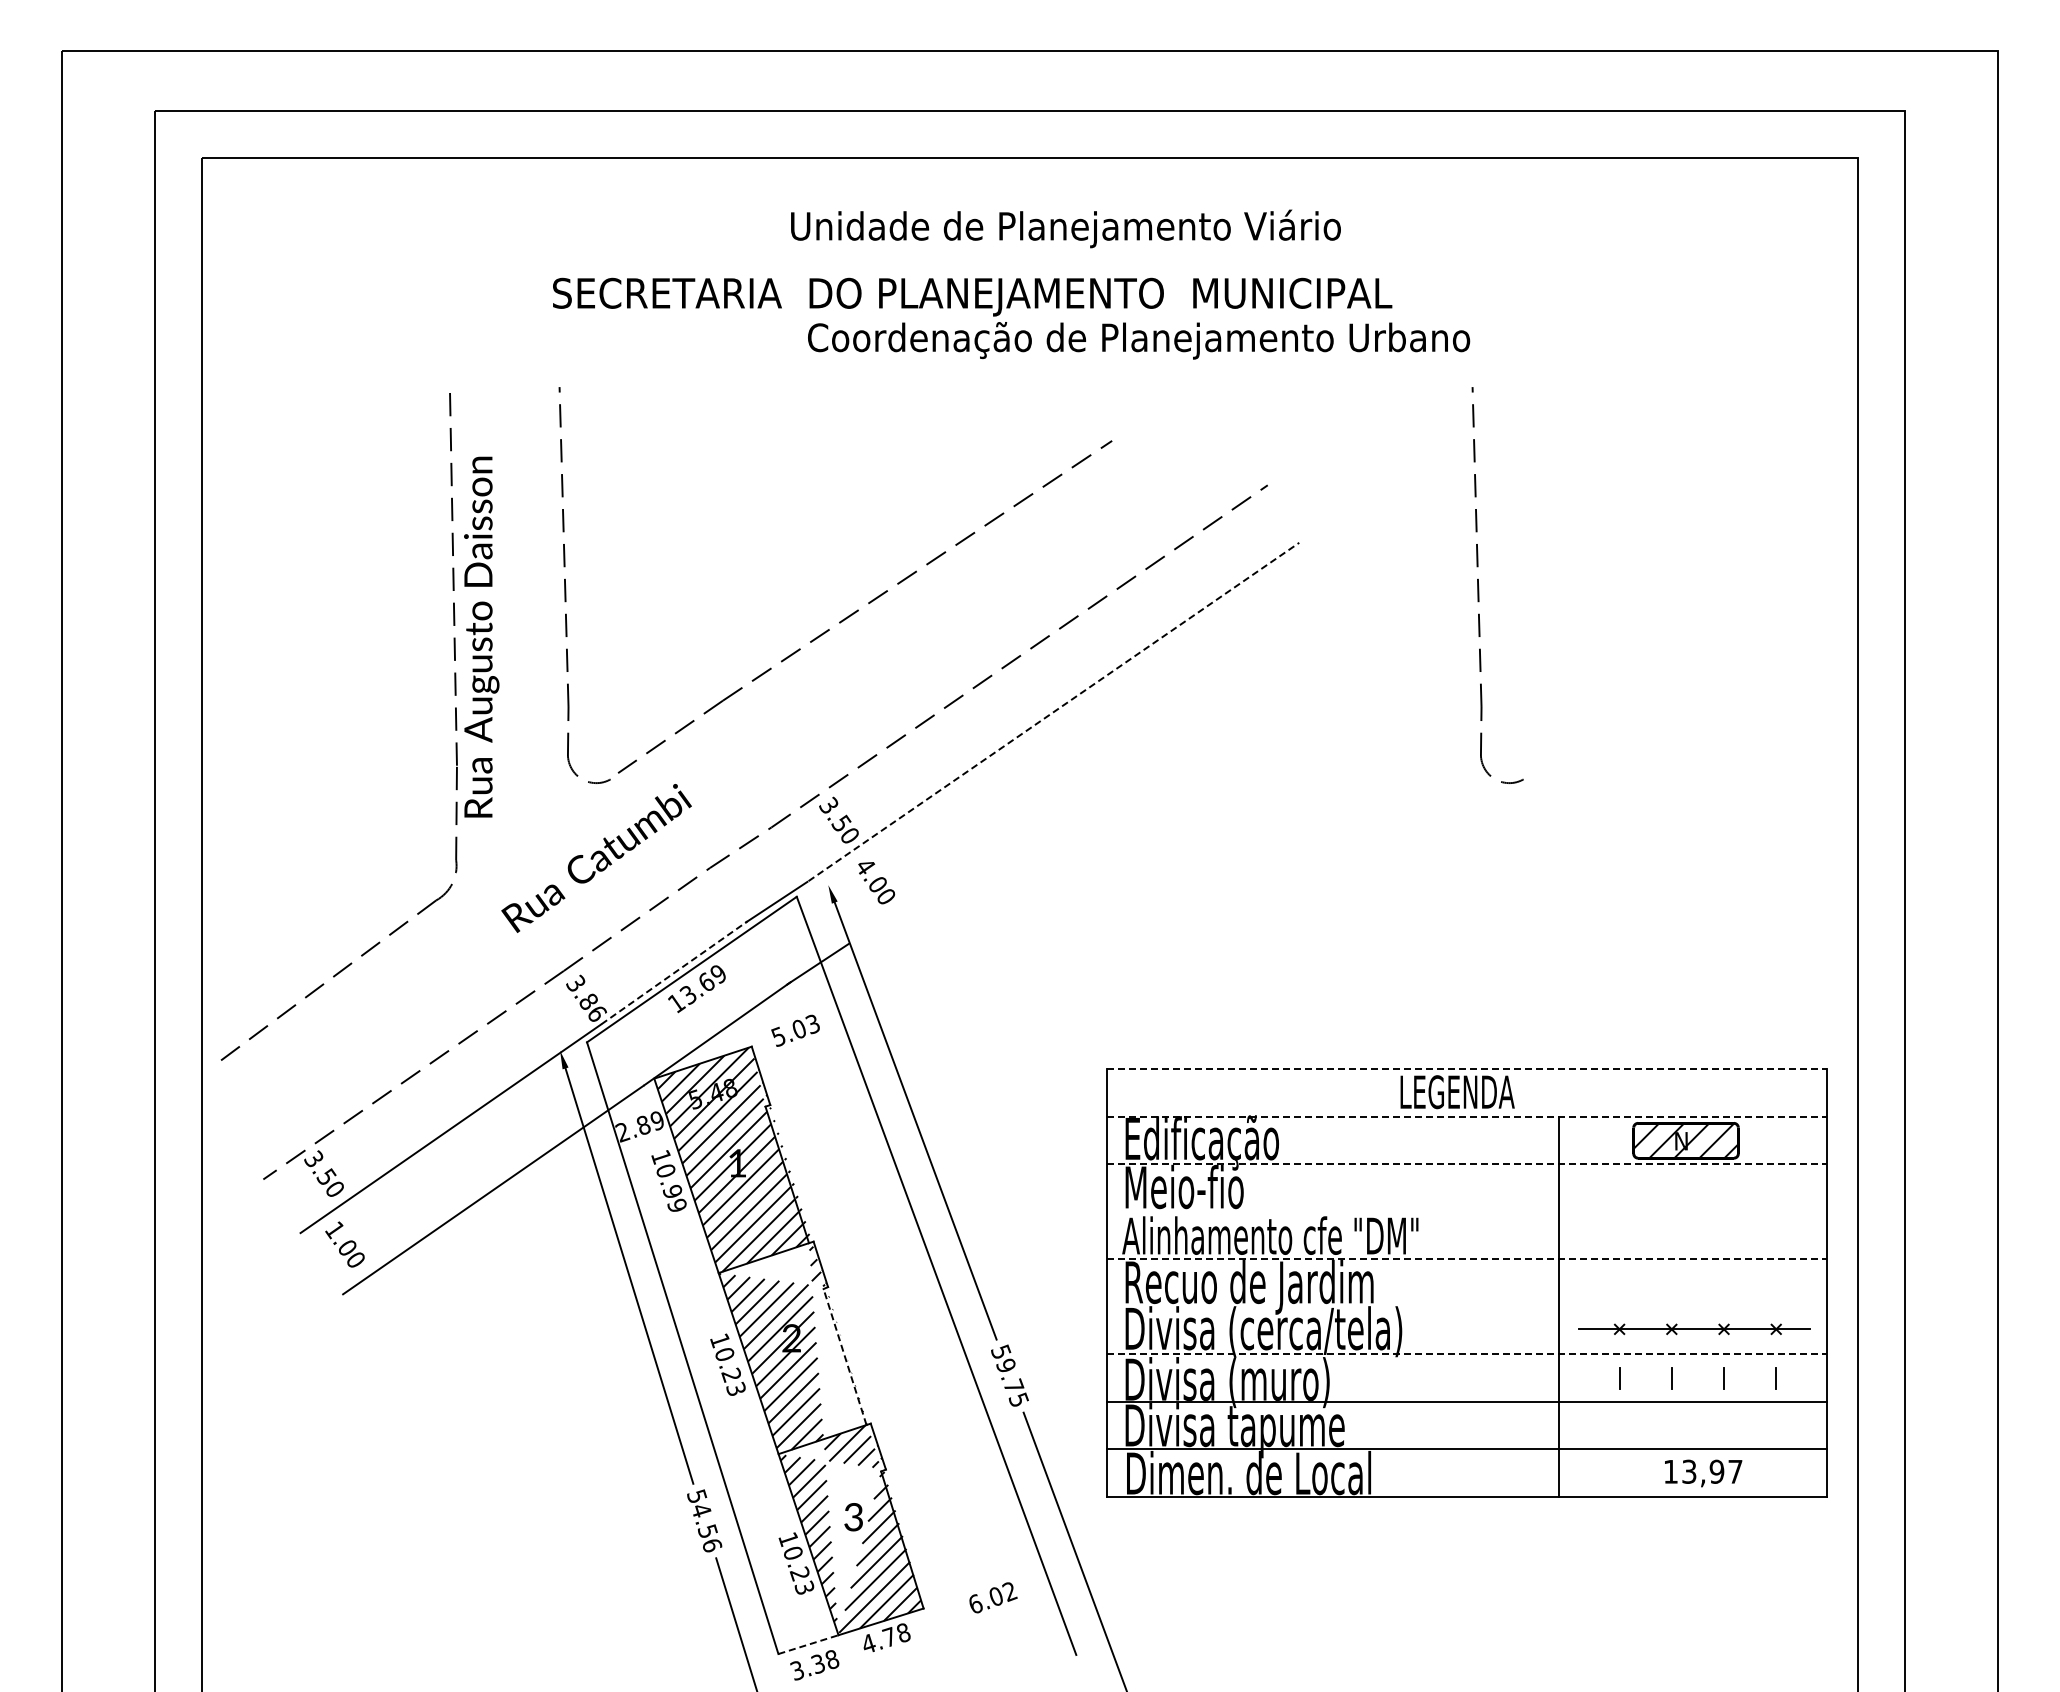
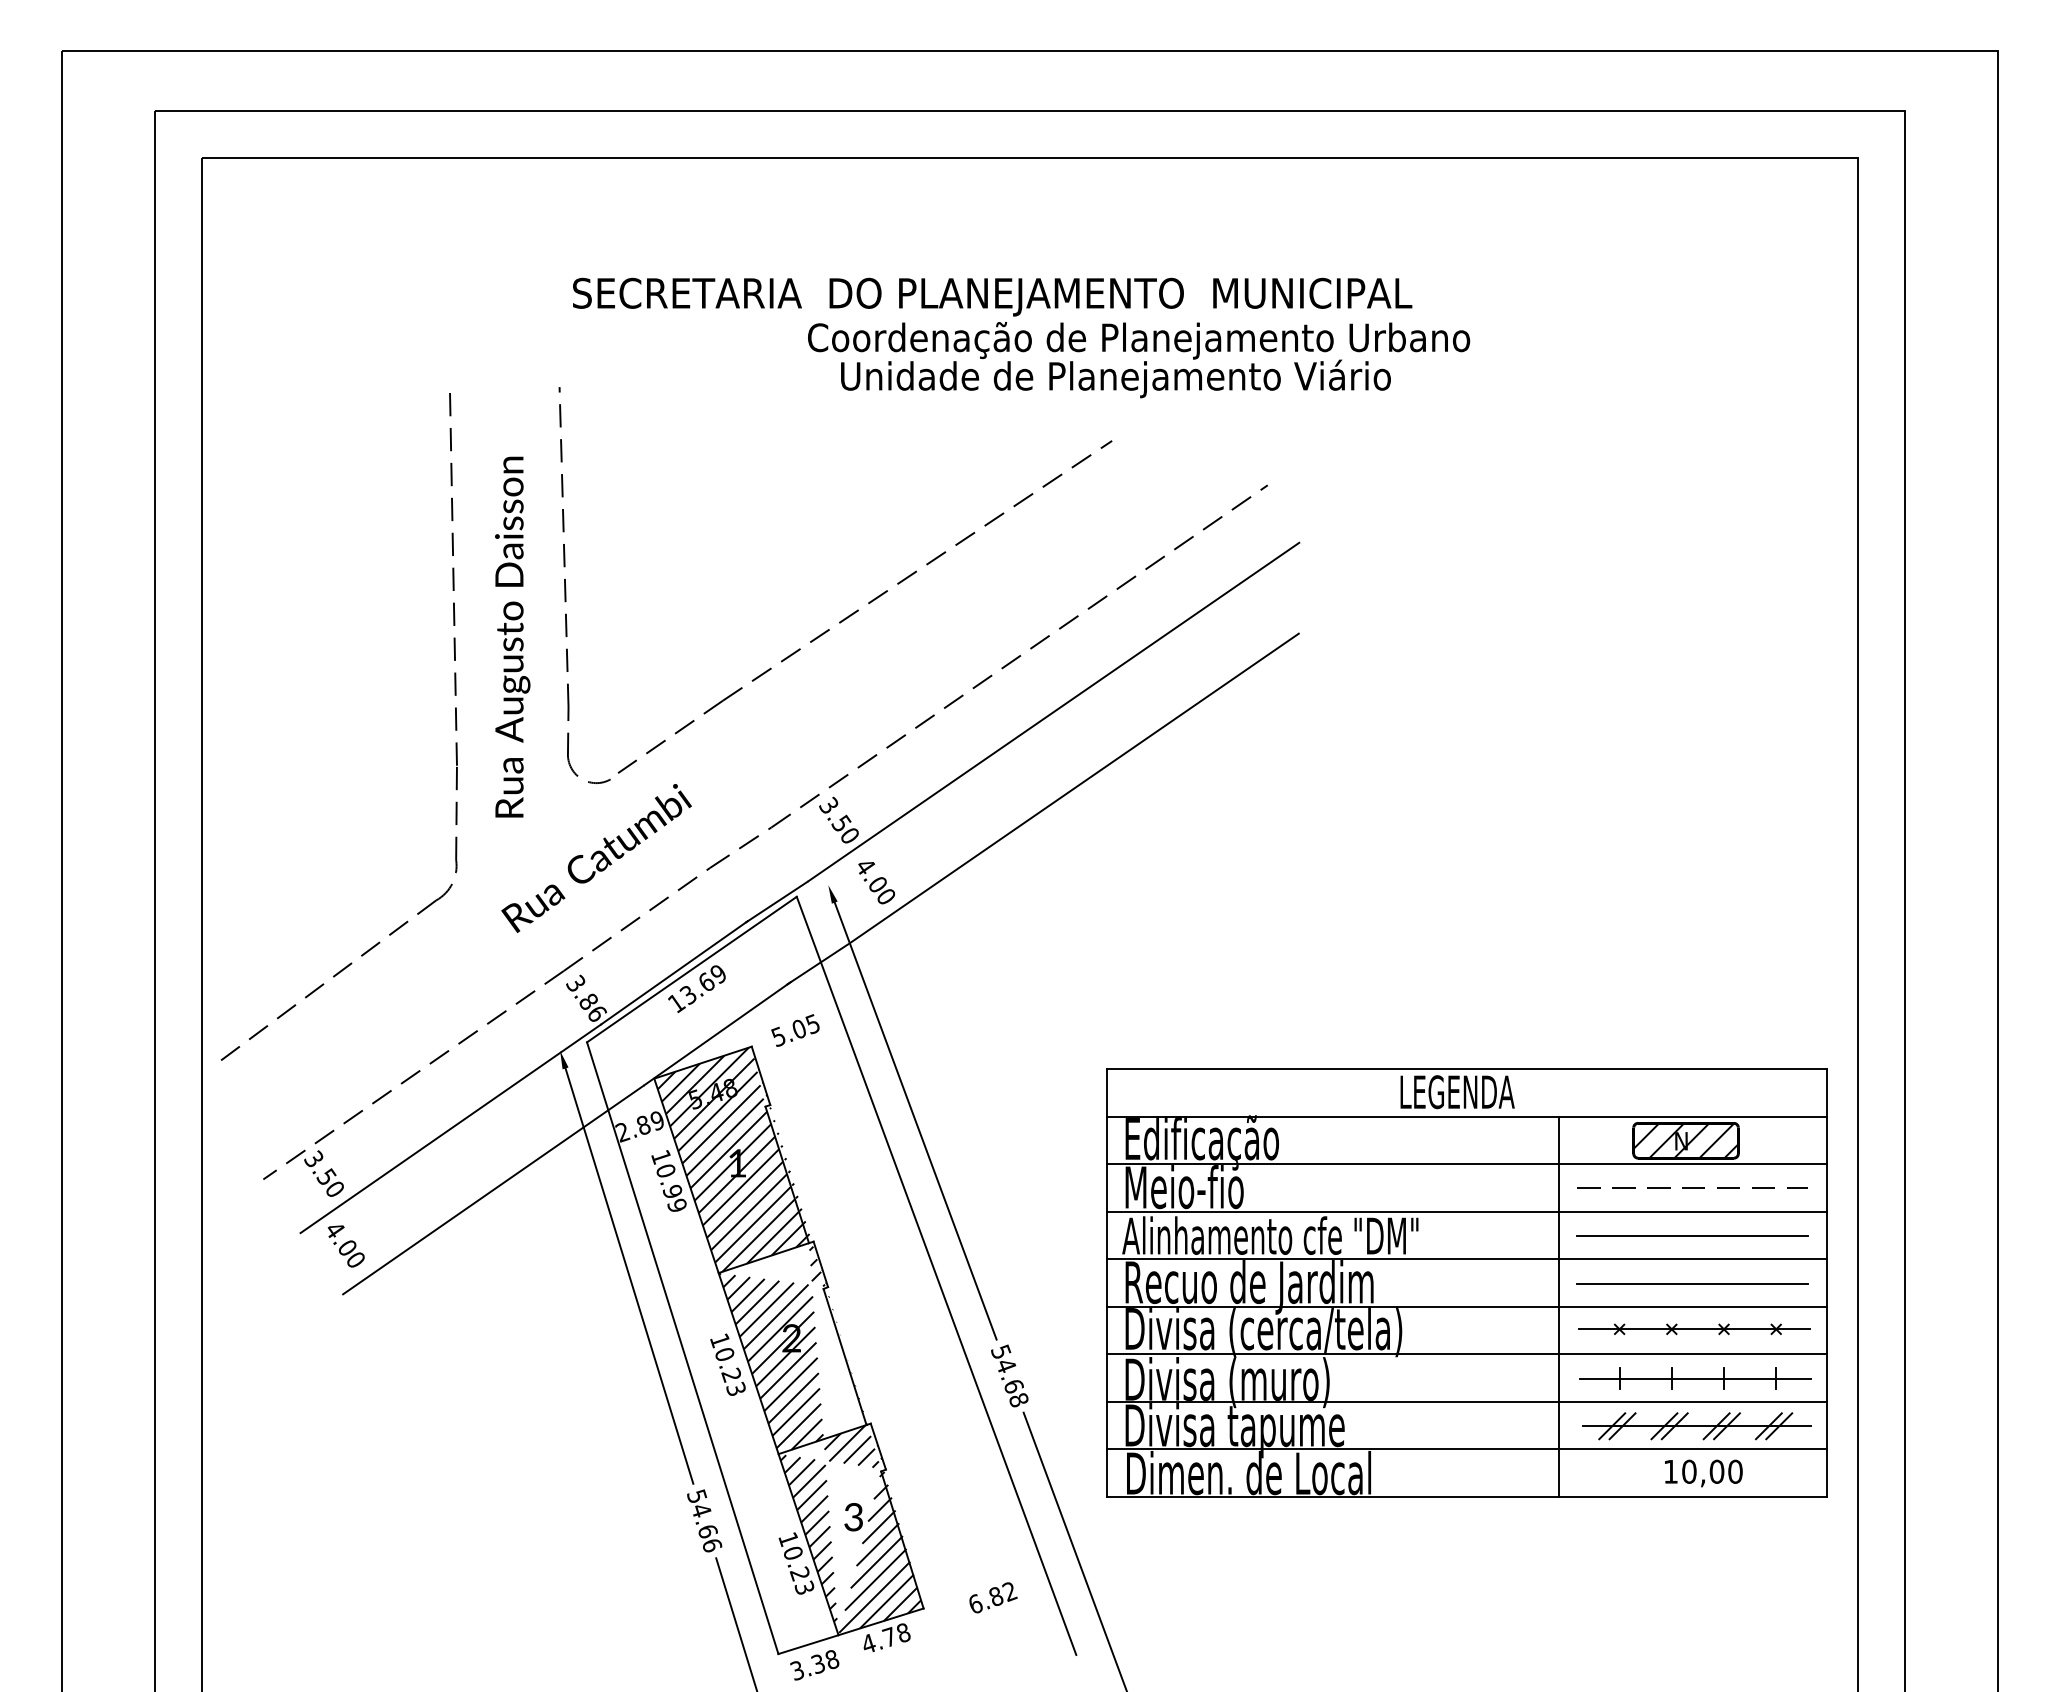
text position: (1065, 228) -> (1115, 378) (1115, 378)
text position: (972, 296) -> (992, 296) (992, 296)
part: present -> none (1479, 586)
text position: (481, 636) -> (512, 636) (512, 636)
line: dashed -> solid (1054, 711)
line: none -> present (1074, 787)
line: dashed -> solid (674, 972)
text: 5.03 -> 5.05 (812, 1022)
line: dashed -> solid (1467, 1069)
line: dashed -> solid (1467, 1116)
line: dashed -> solid (1467, 1164)
line: none -> present (1692, 1187)
line: none -> present (1467, 1211)
text: 1.00 -> 4.00 (334, 1230)
line: none -> present (1692, 1236)
line: dashed -> solid (1467, 1259)
line: none -> present (1692, 1283)
line: none -> present (1467, 1306)
line: dashed -> solid (1467, 1354)
line: dashed -> solid (844, 1356)
line: none -> present (1694, 1378)
text: 59.75 -> 54.68 (1012, 1382)
part: none -> present (1696, 1426)
text: 13,97 -> 10,00 (1712, 1471)
text: 54.56 -> 54.66 (707, 1531)
text: 6.02 -> 6.82 (996, 1596)
line: dashed -> solid (808, 1644)
